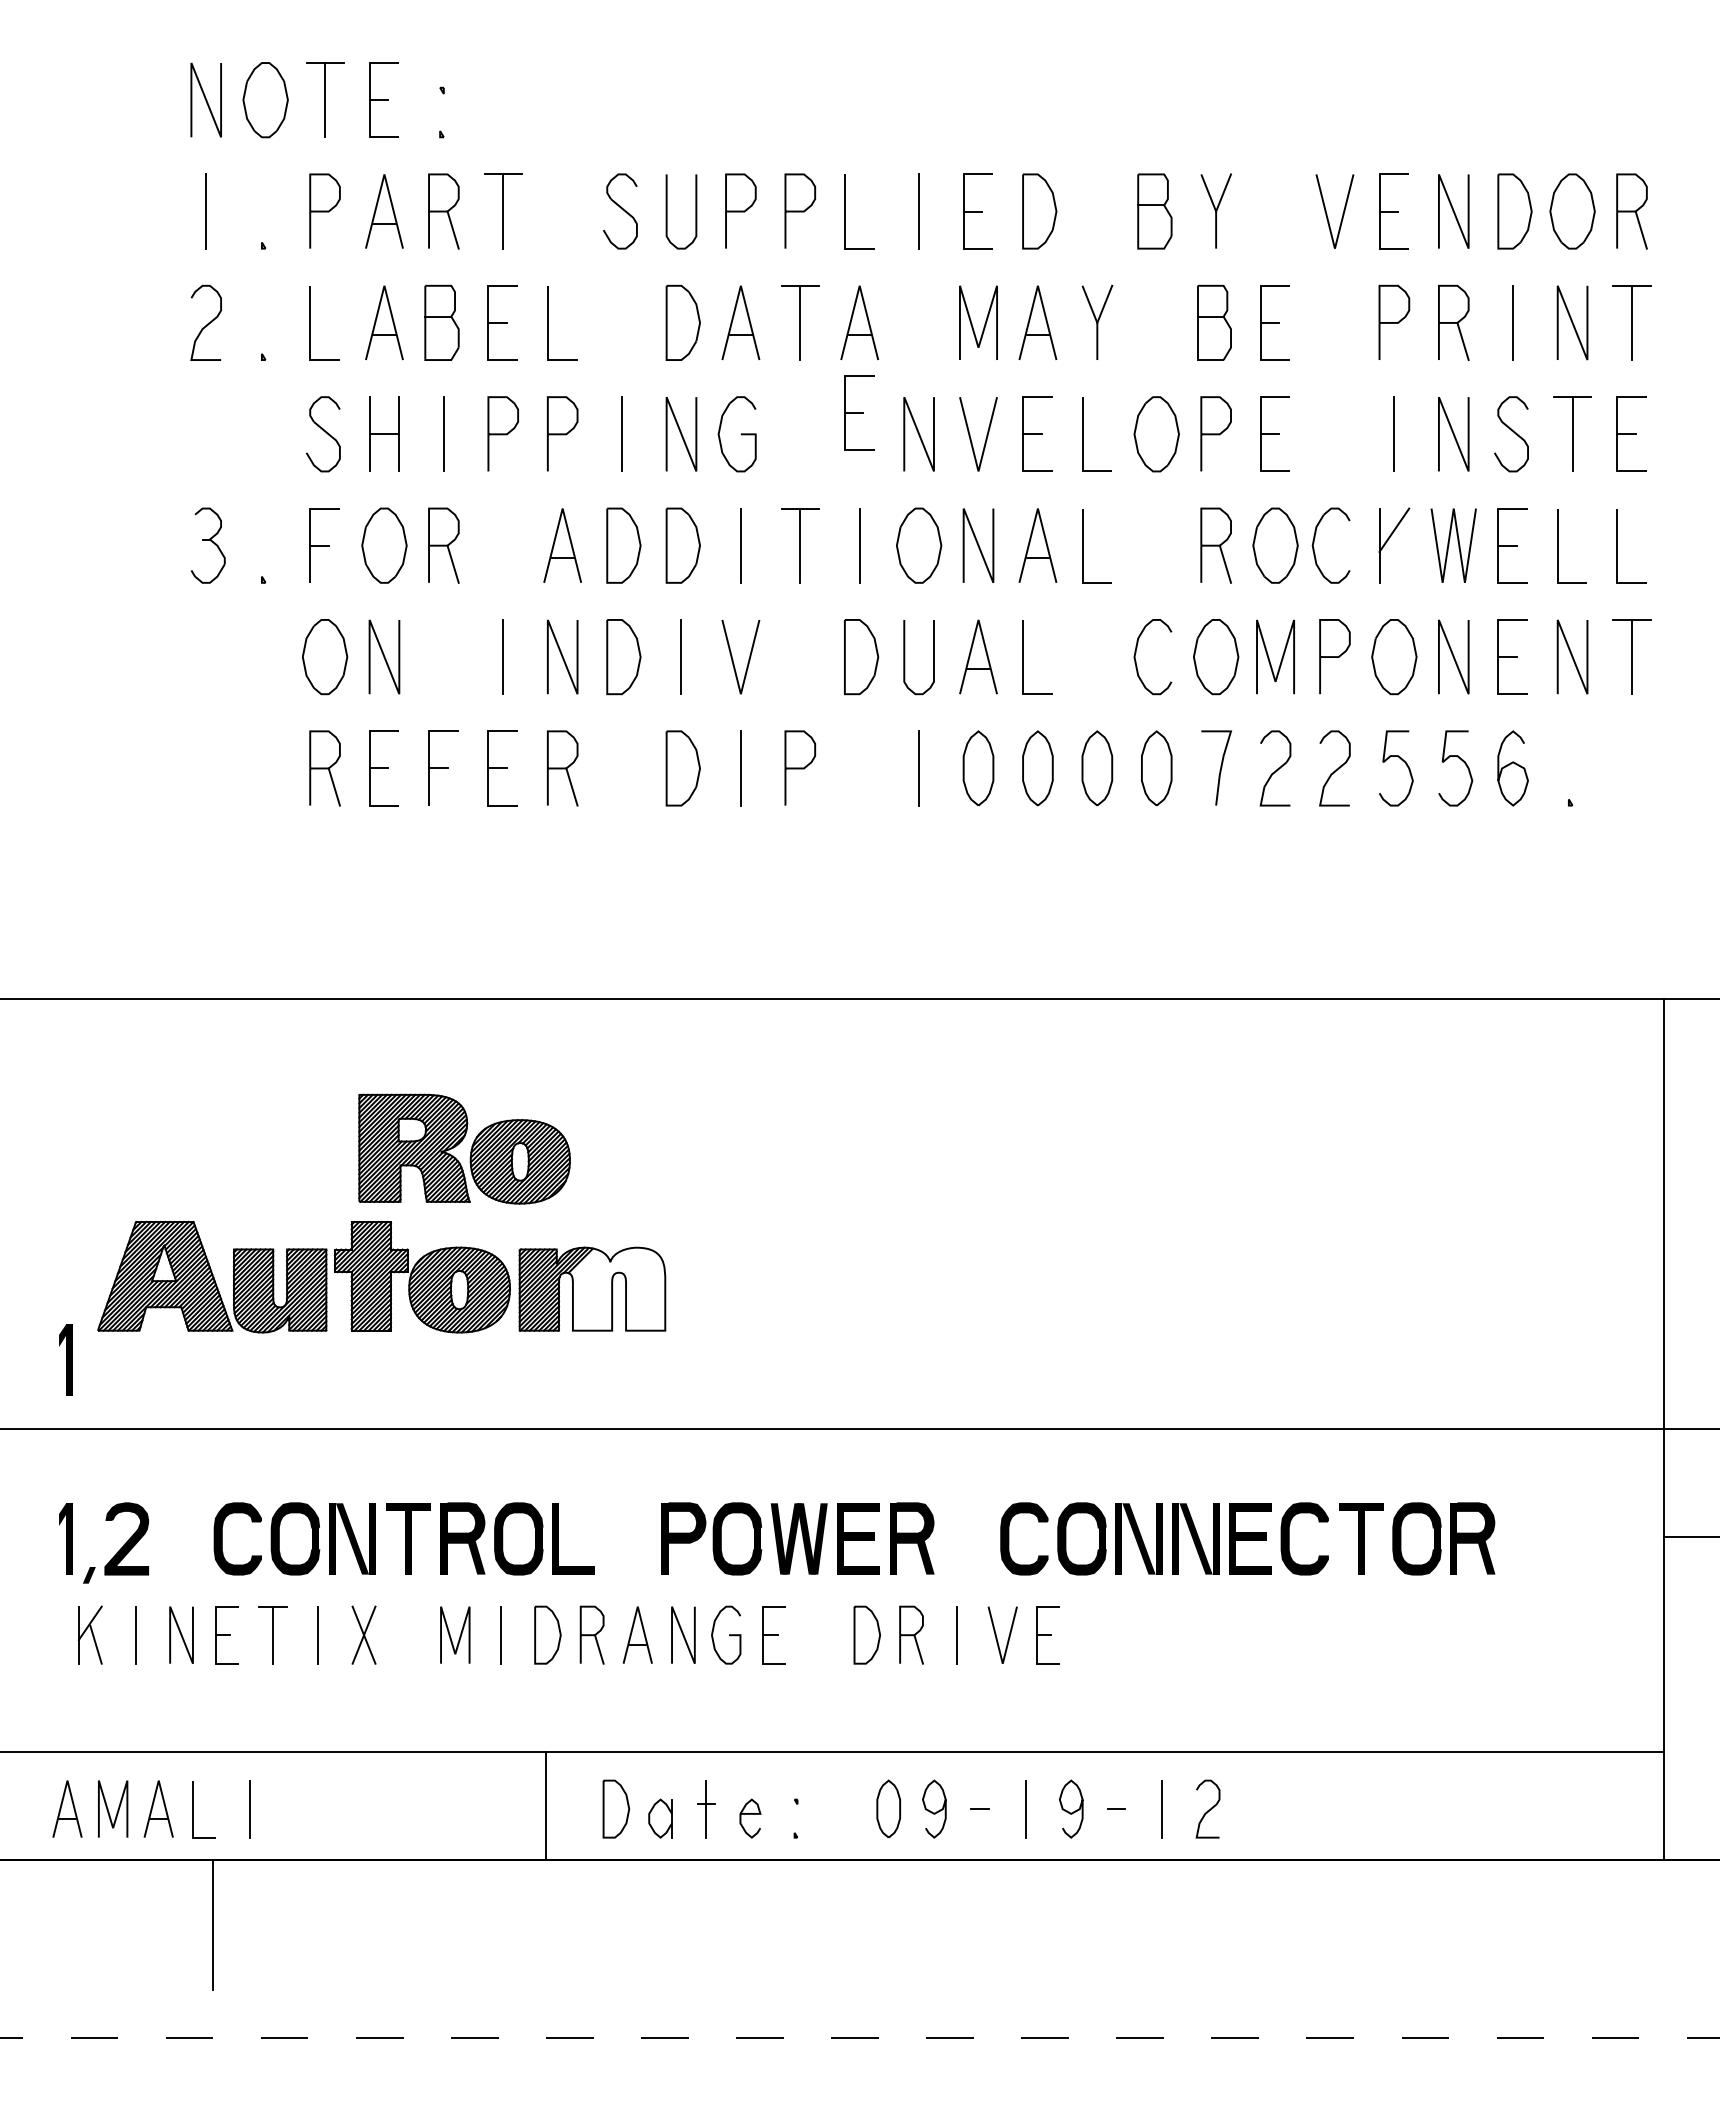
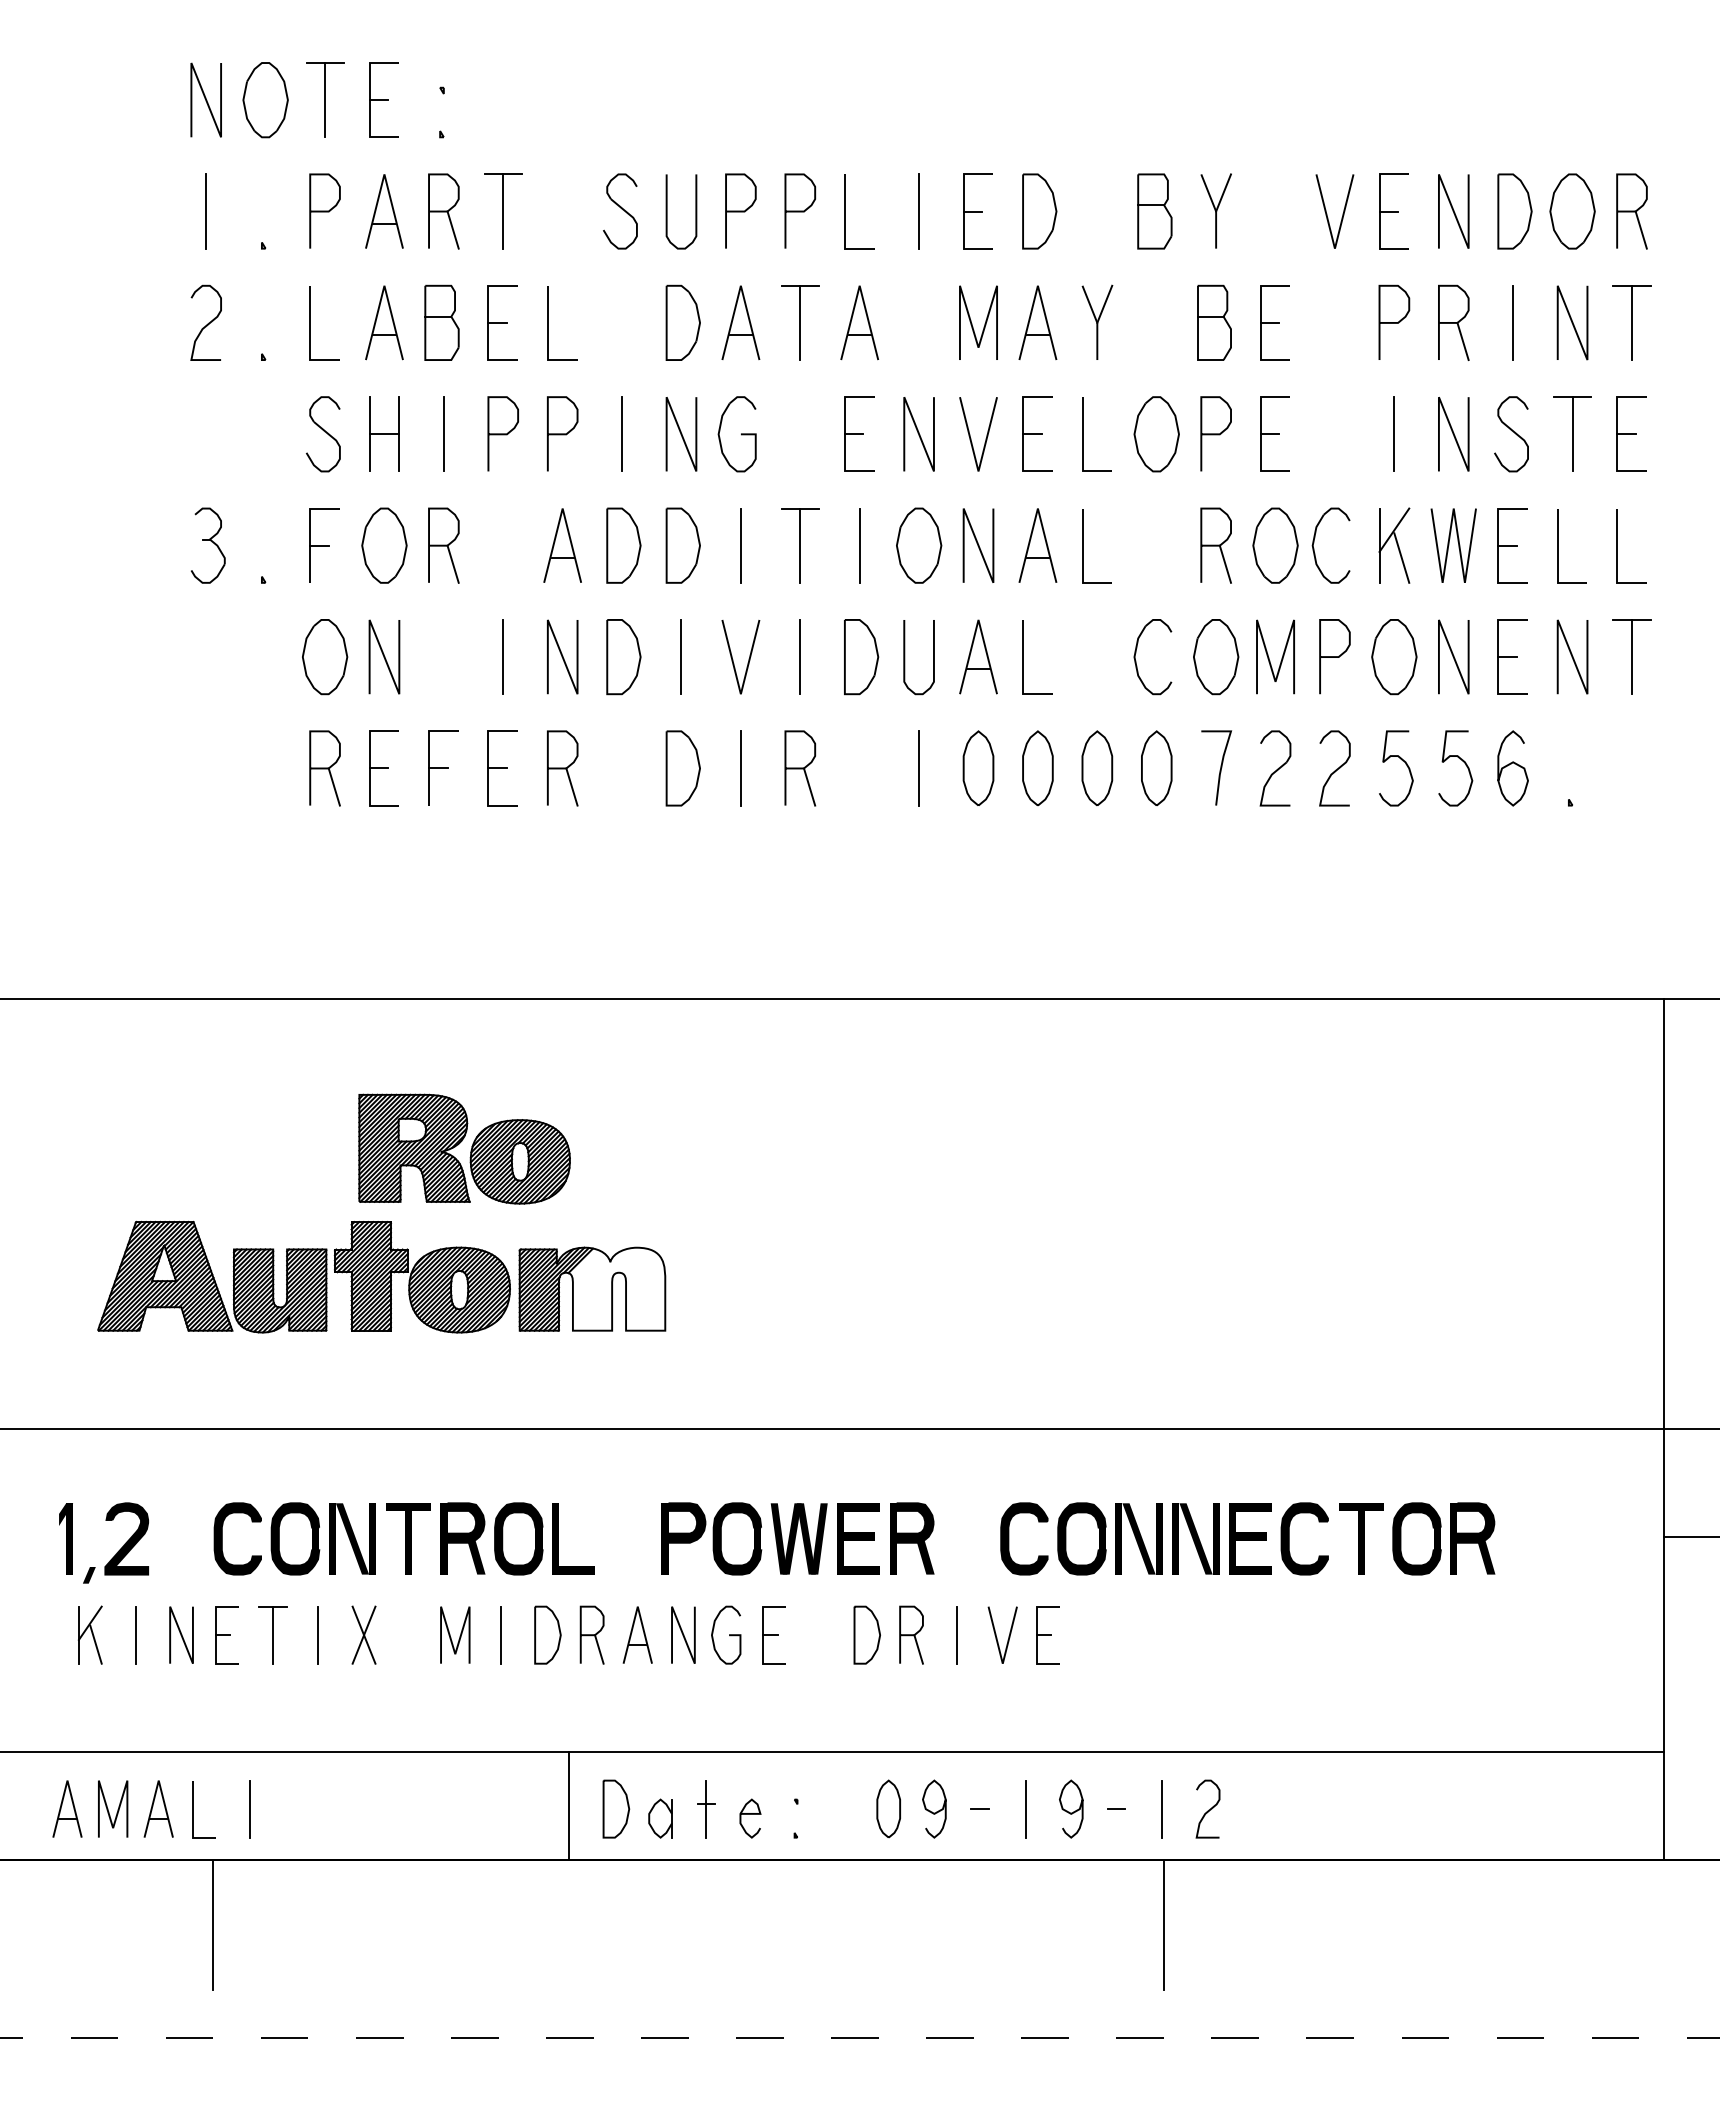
part position: (859, 412) -> (859, 433) (859, 433)
line: none -> present (1401, 557)
line: none -> present (800, 656)
line: none -> present (809, 786)
part: present -> none (65, 1359)
line position: (546, 1805) -> (569, 1805) (569, 1805)
line: none -> present (1163, 1924)
